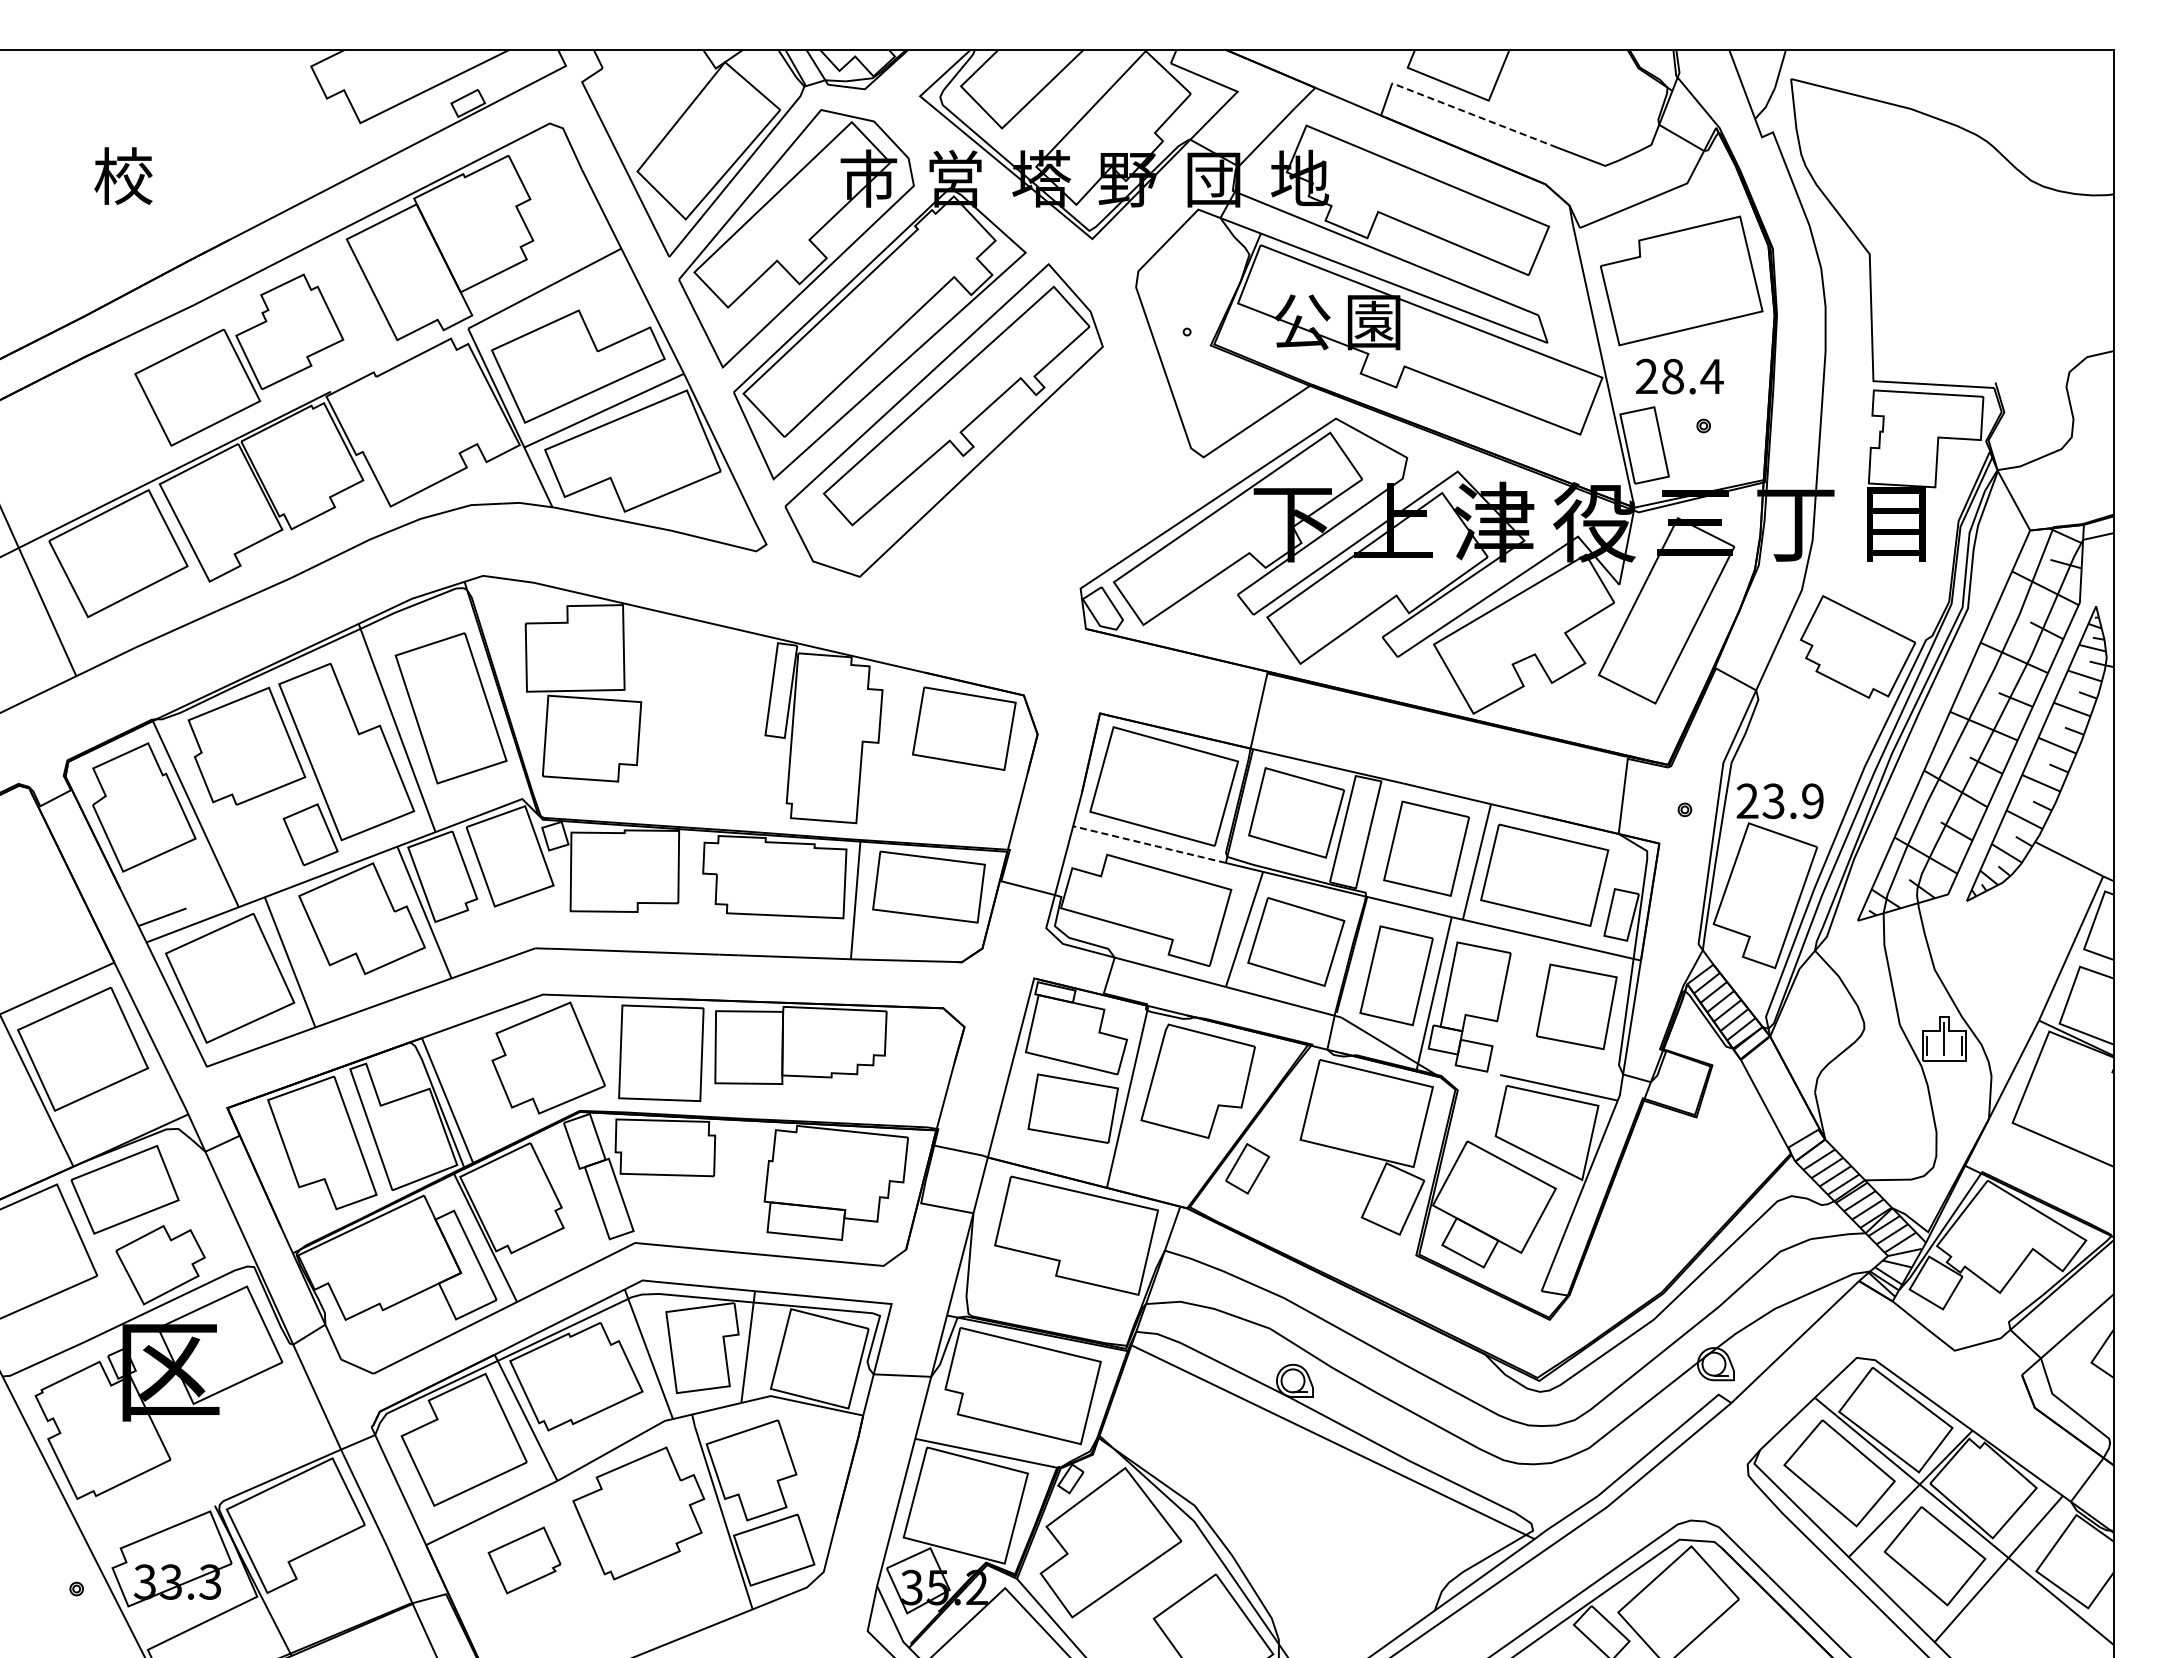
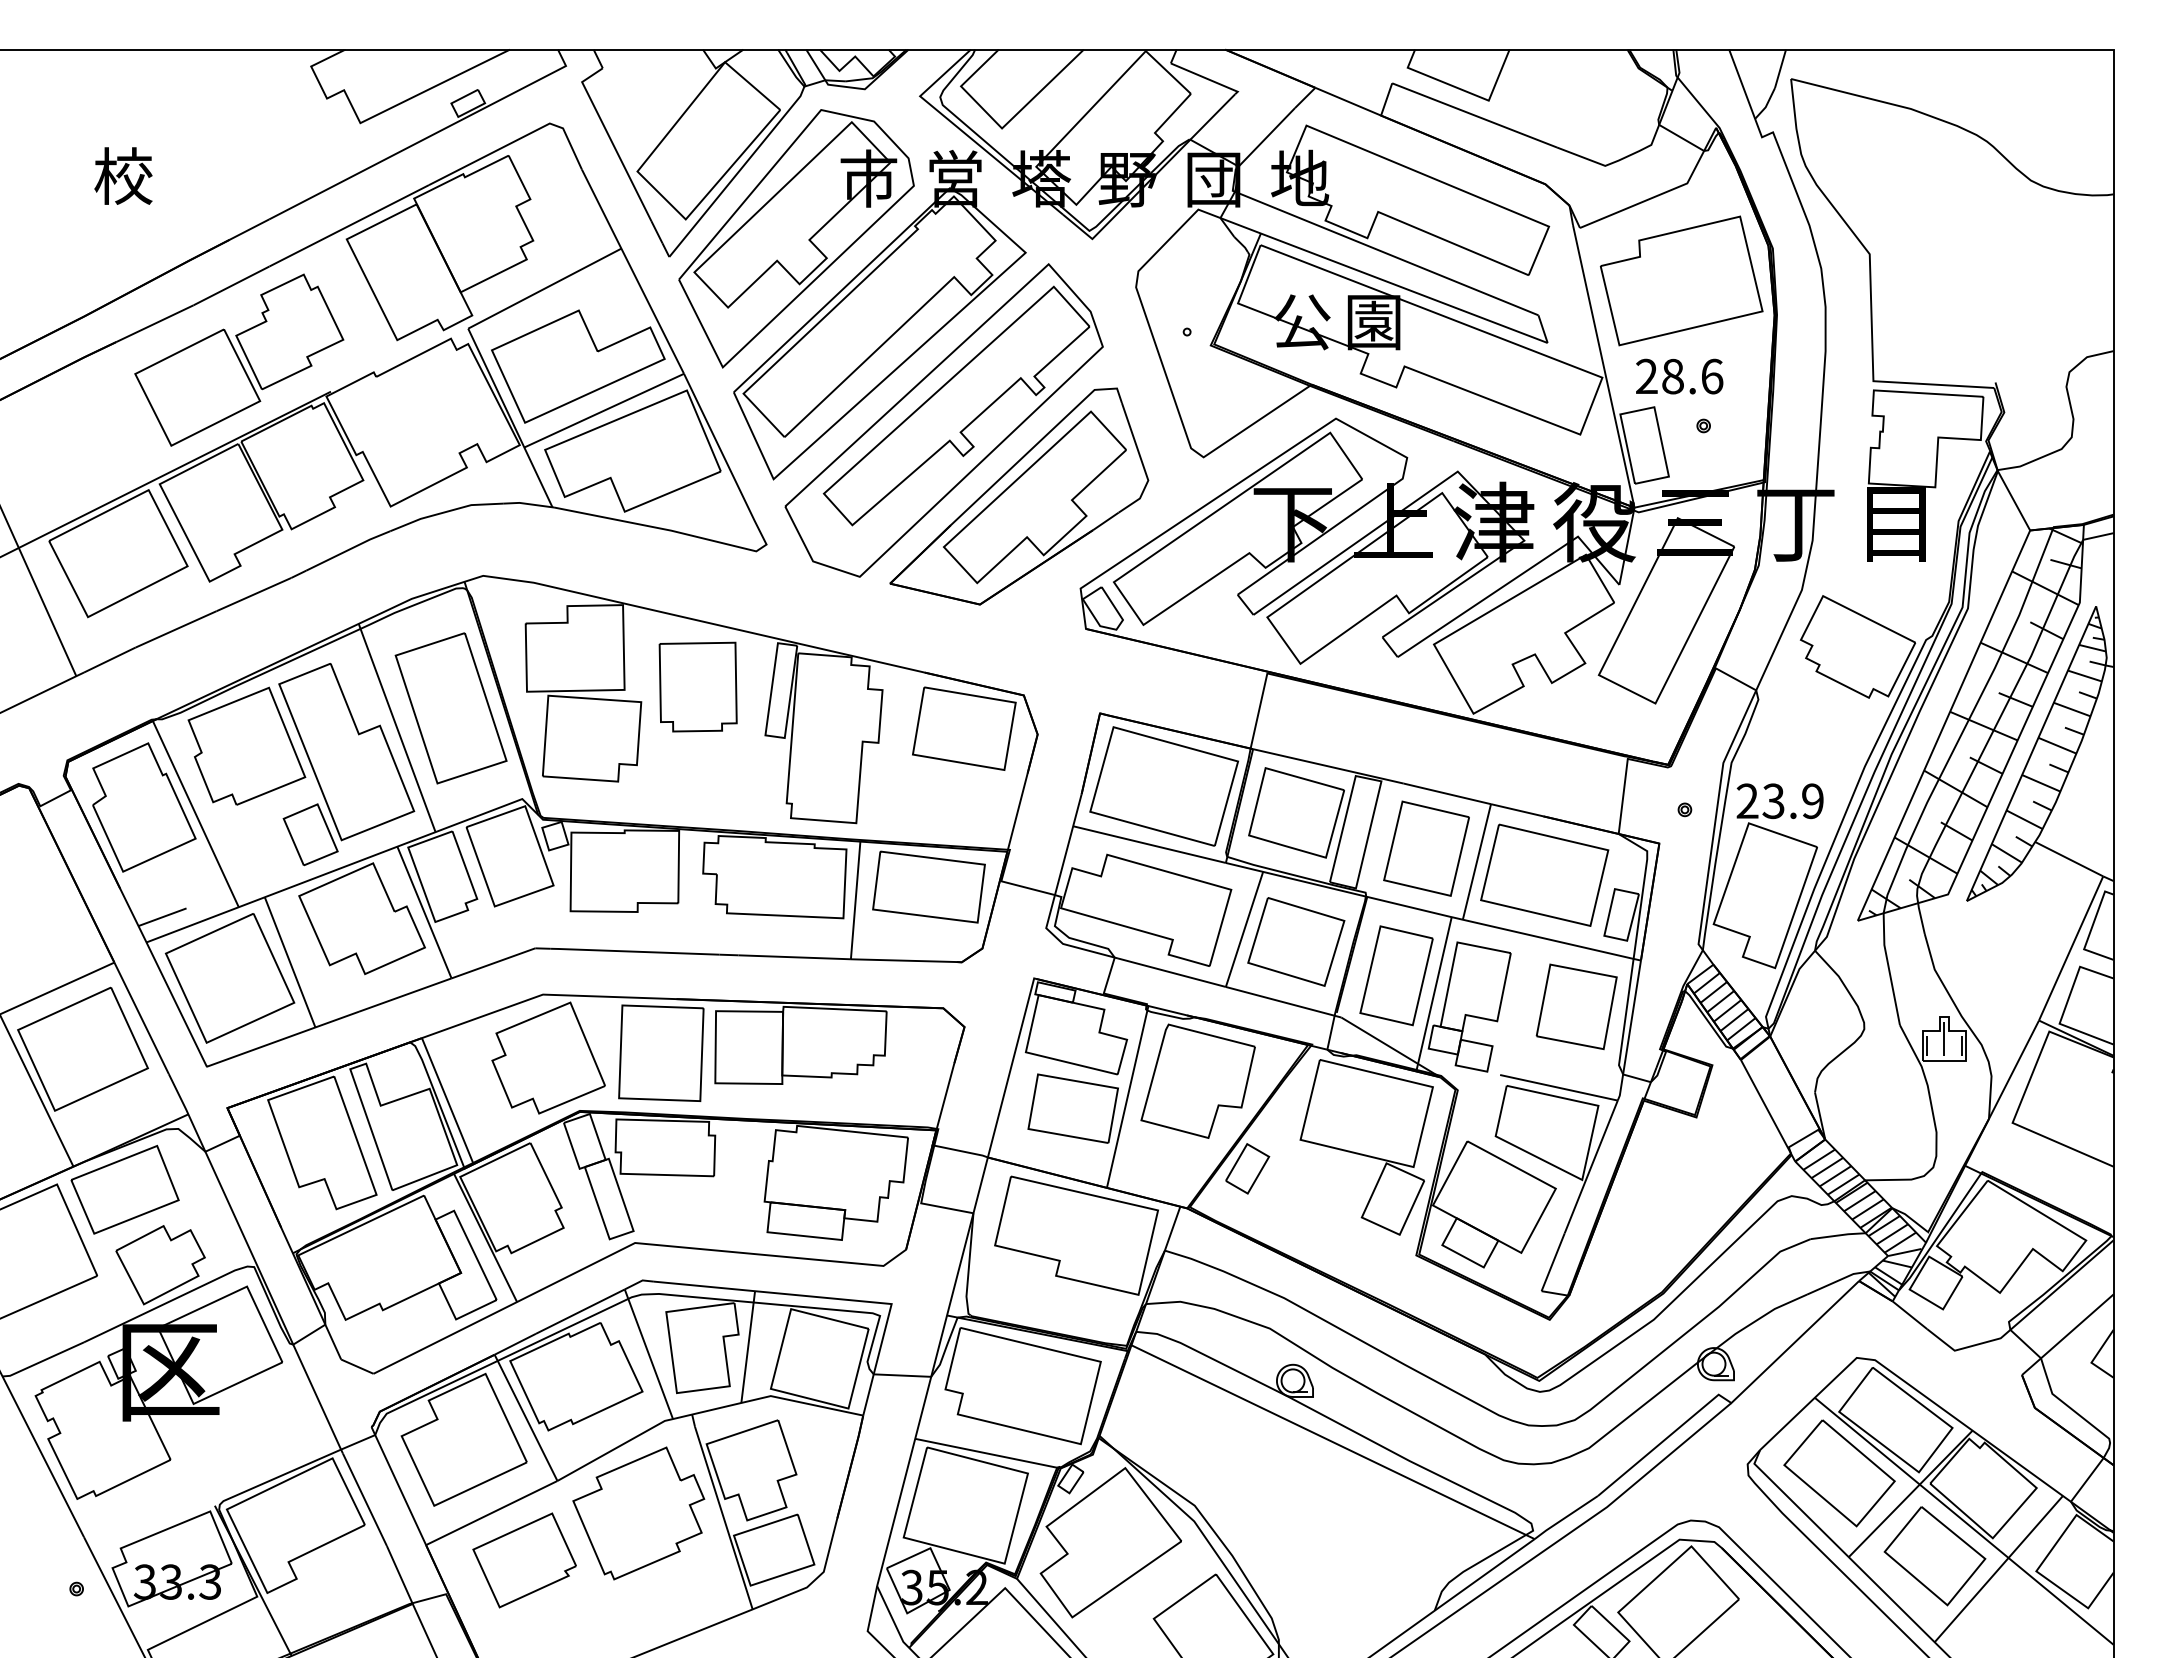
line: dashed -> solid (1474, 115)
text: 28.4 -> 28.6 (1711, 376)
part: none -> present (1019, 496)
part: none -> present (697, 686)
line: dashed -> solid (1149, 844)
part size: 75x69 px -> 105x97 px (524, 1560)
